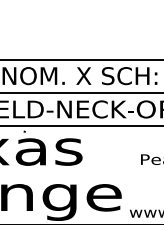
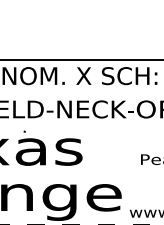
line: present -> none (81, 92)
line: present -> none (81, 125)
line: solid -> dashed (82, 224)
